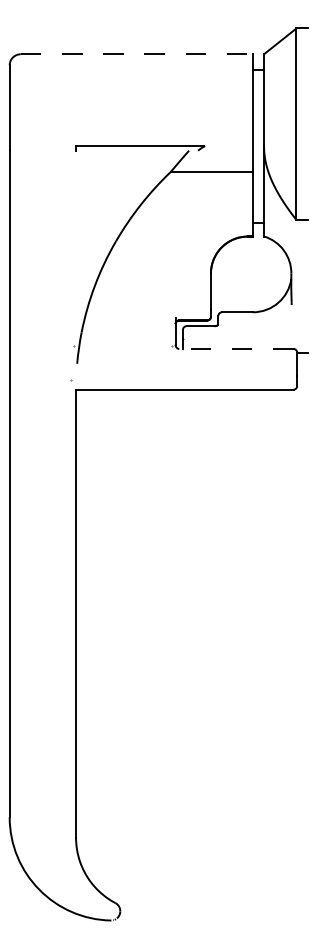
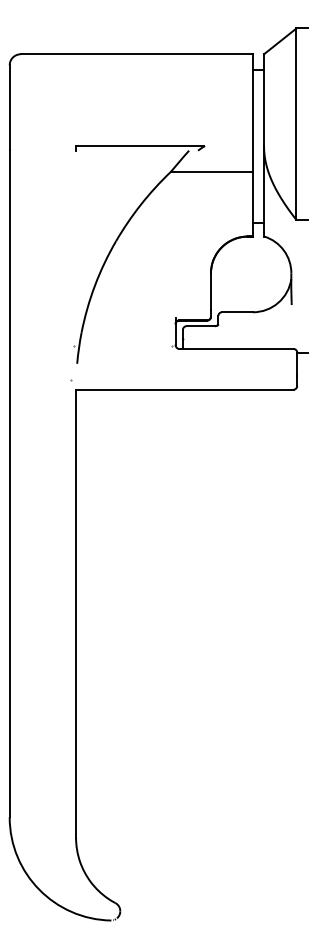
line: dashed -> solid (137, 54)
line: dashed -> solid (235, 348)
